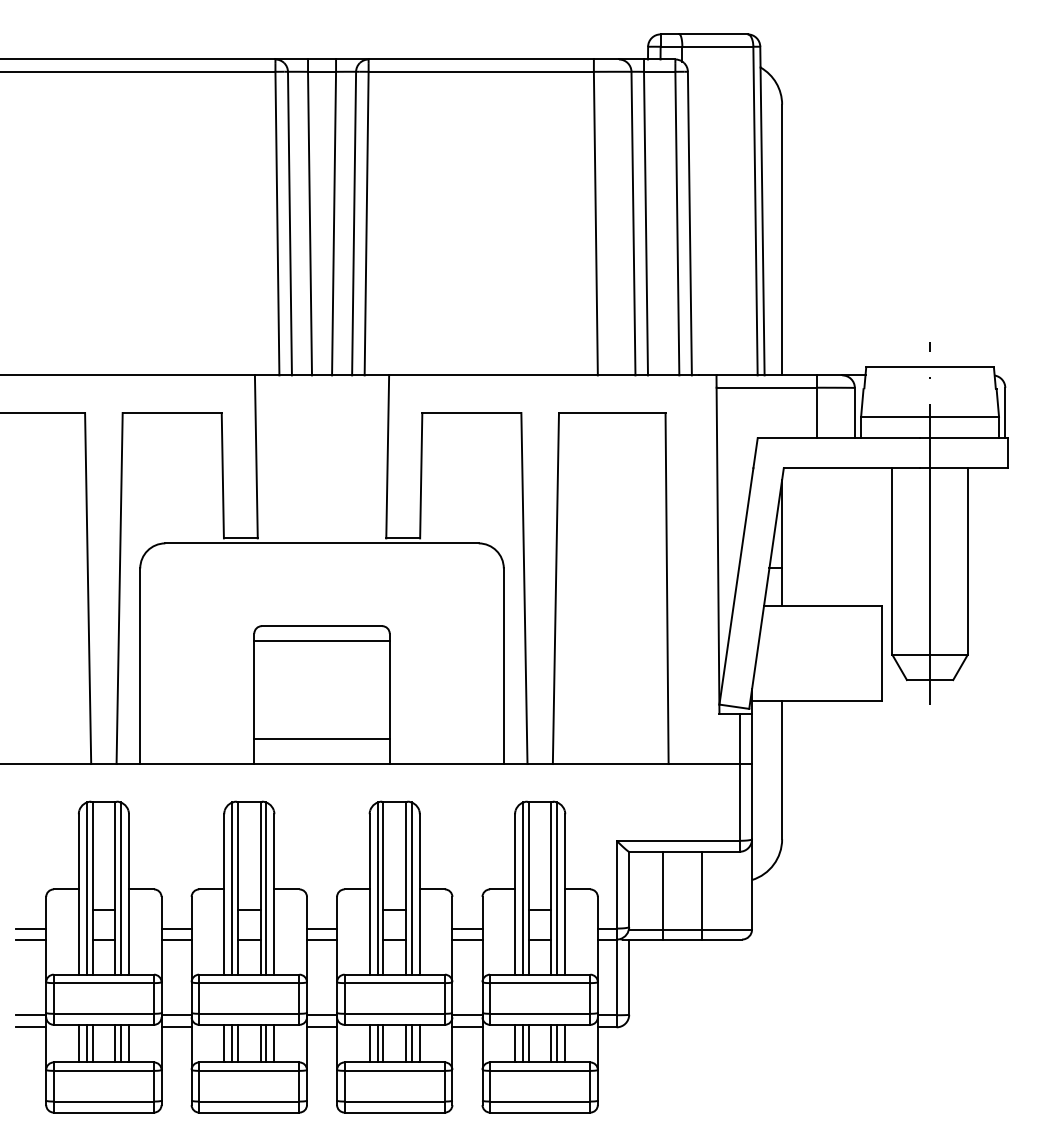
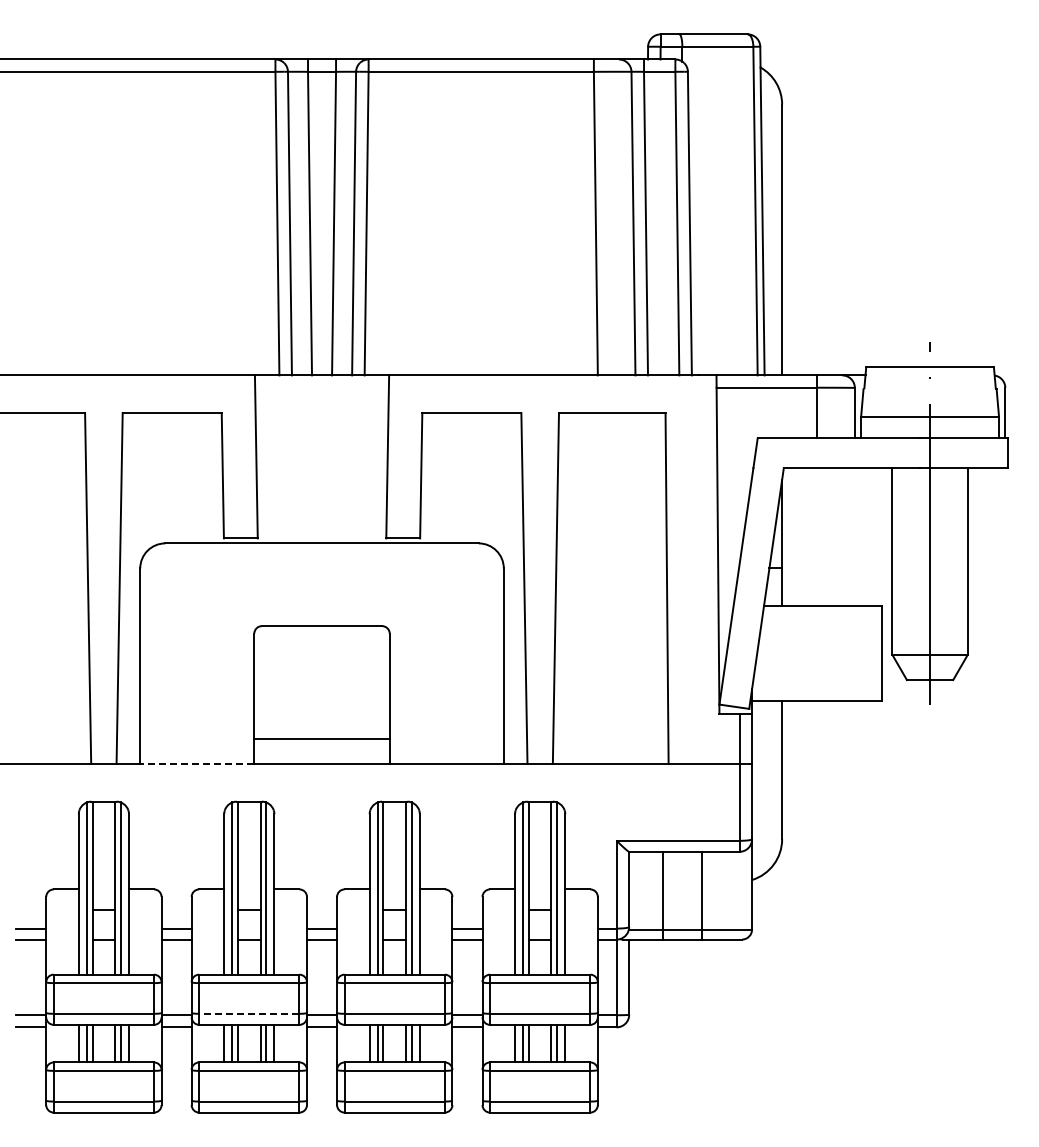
line: present -> none (321, 641)
line: solid -> dashed (196, 764)
line: solid -> dashed (248, 1013)
